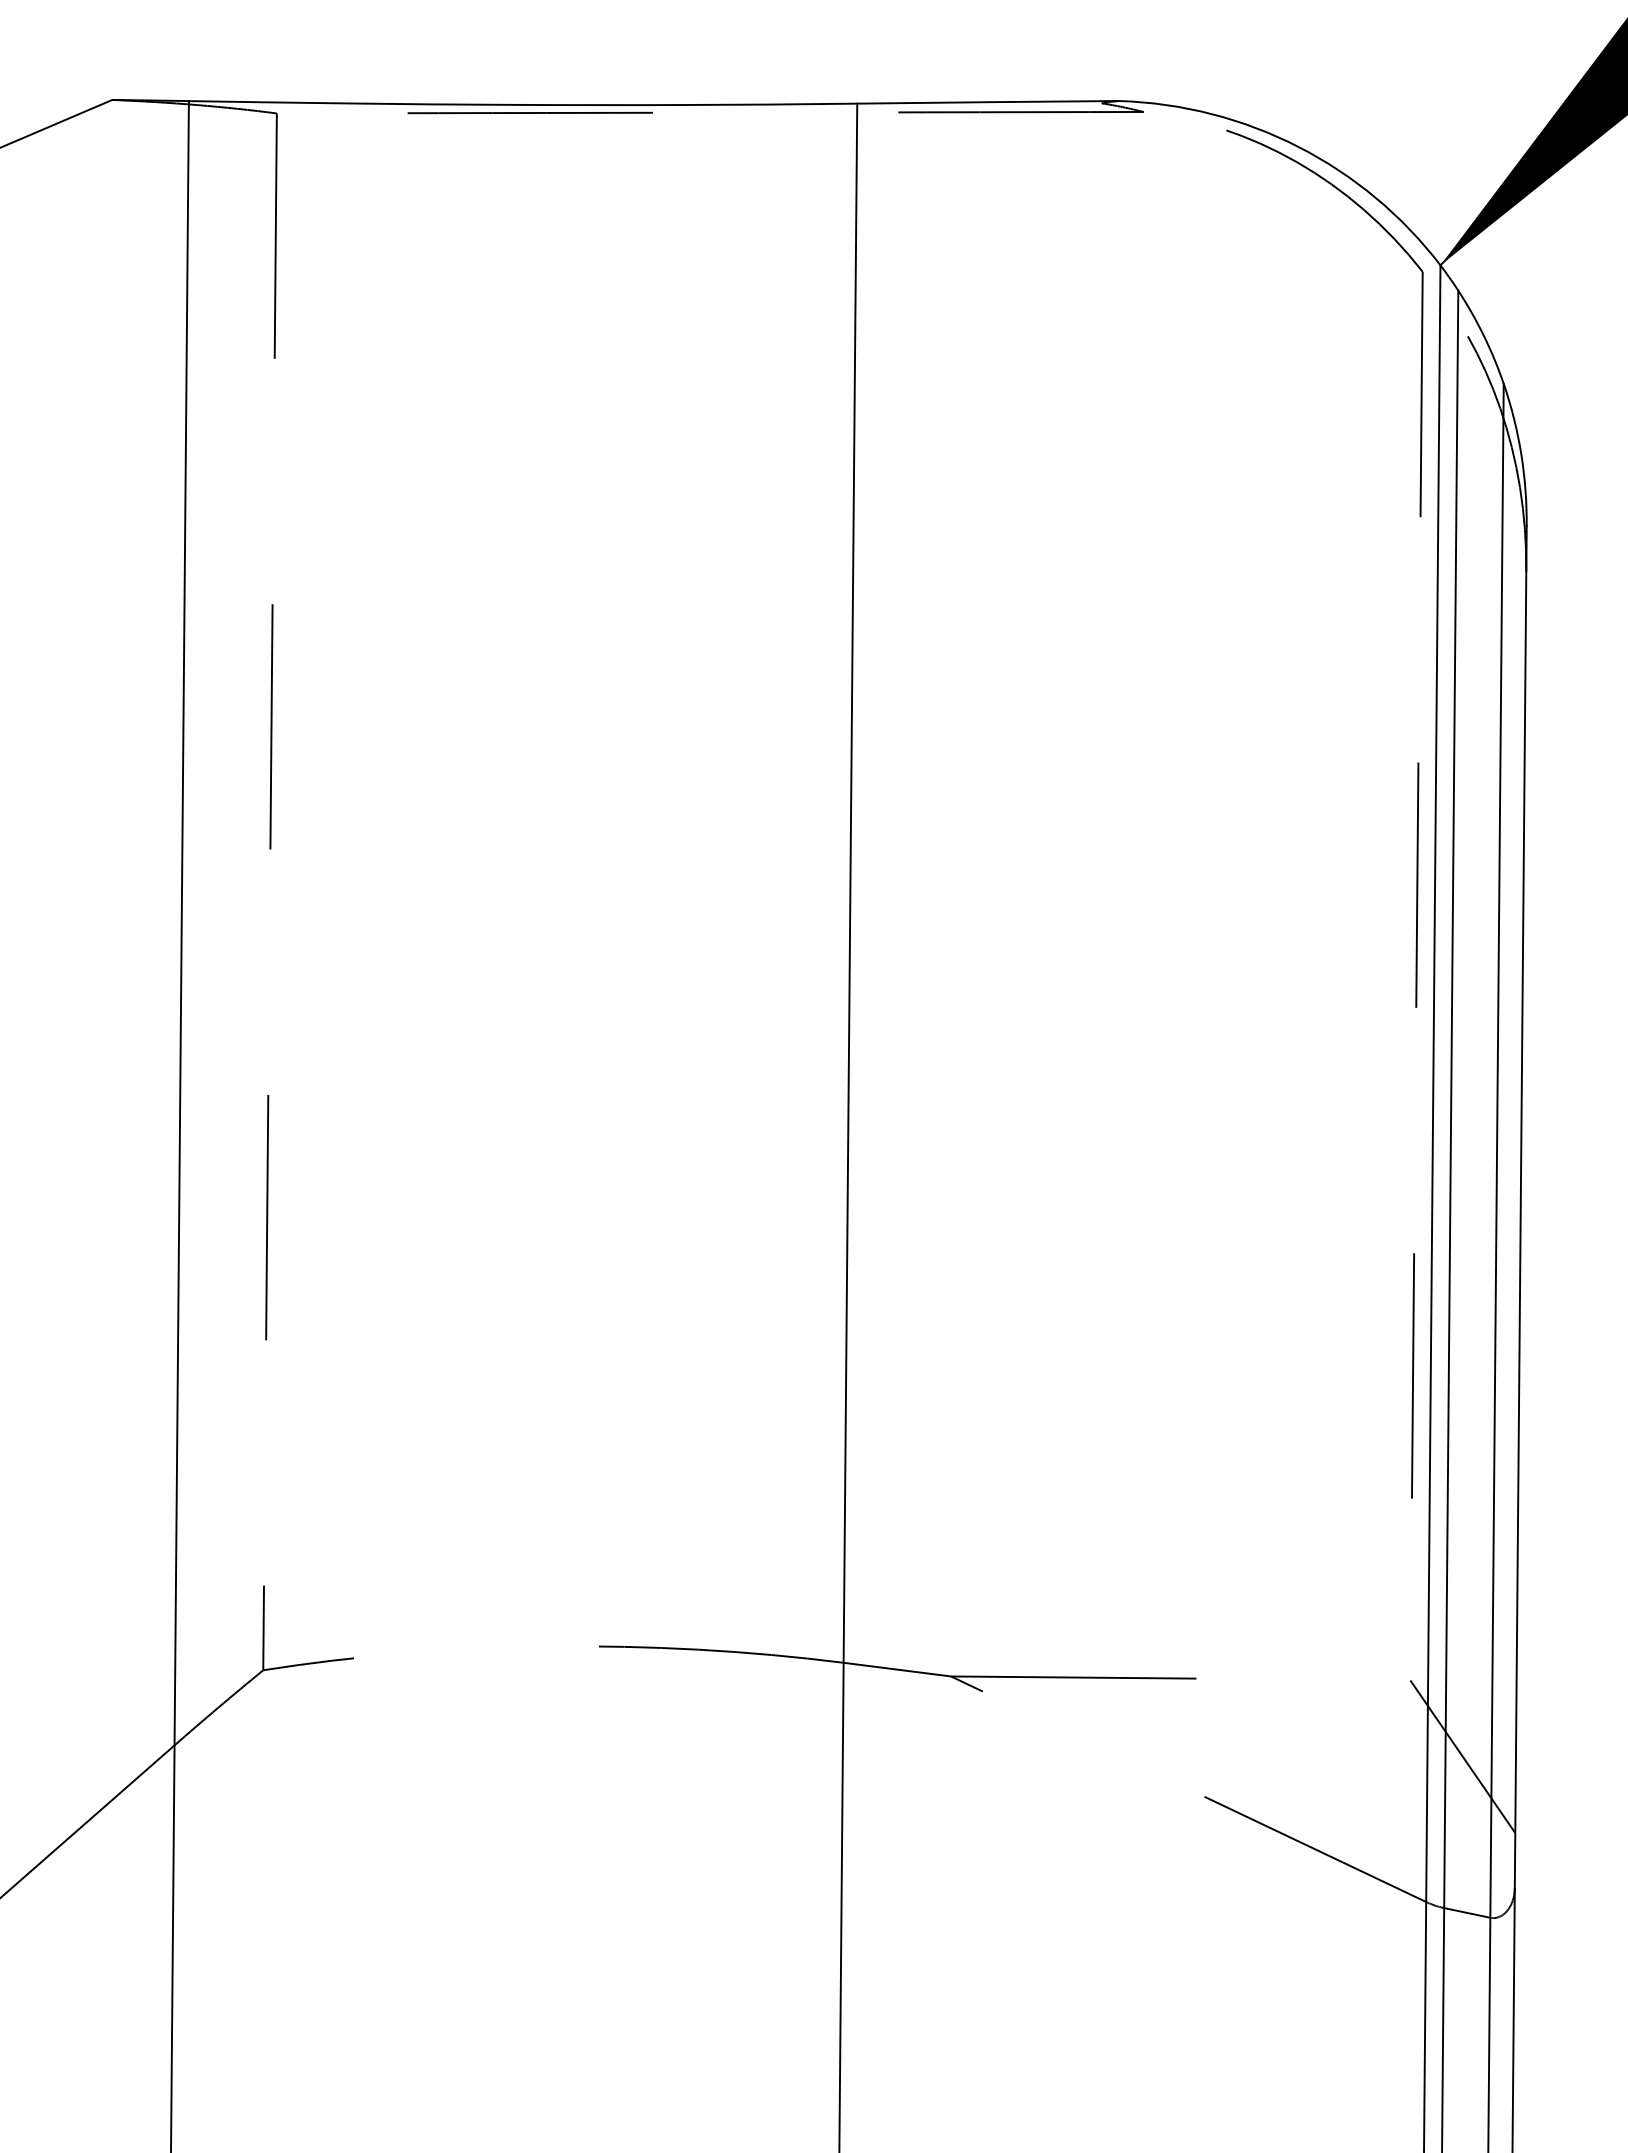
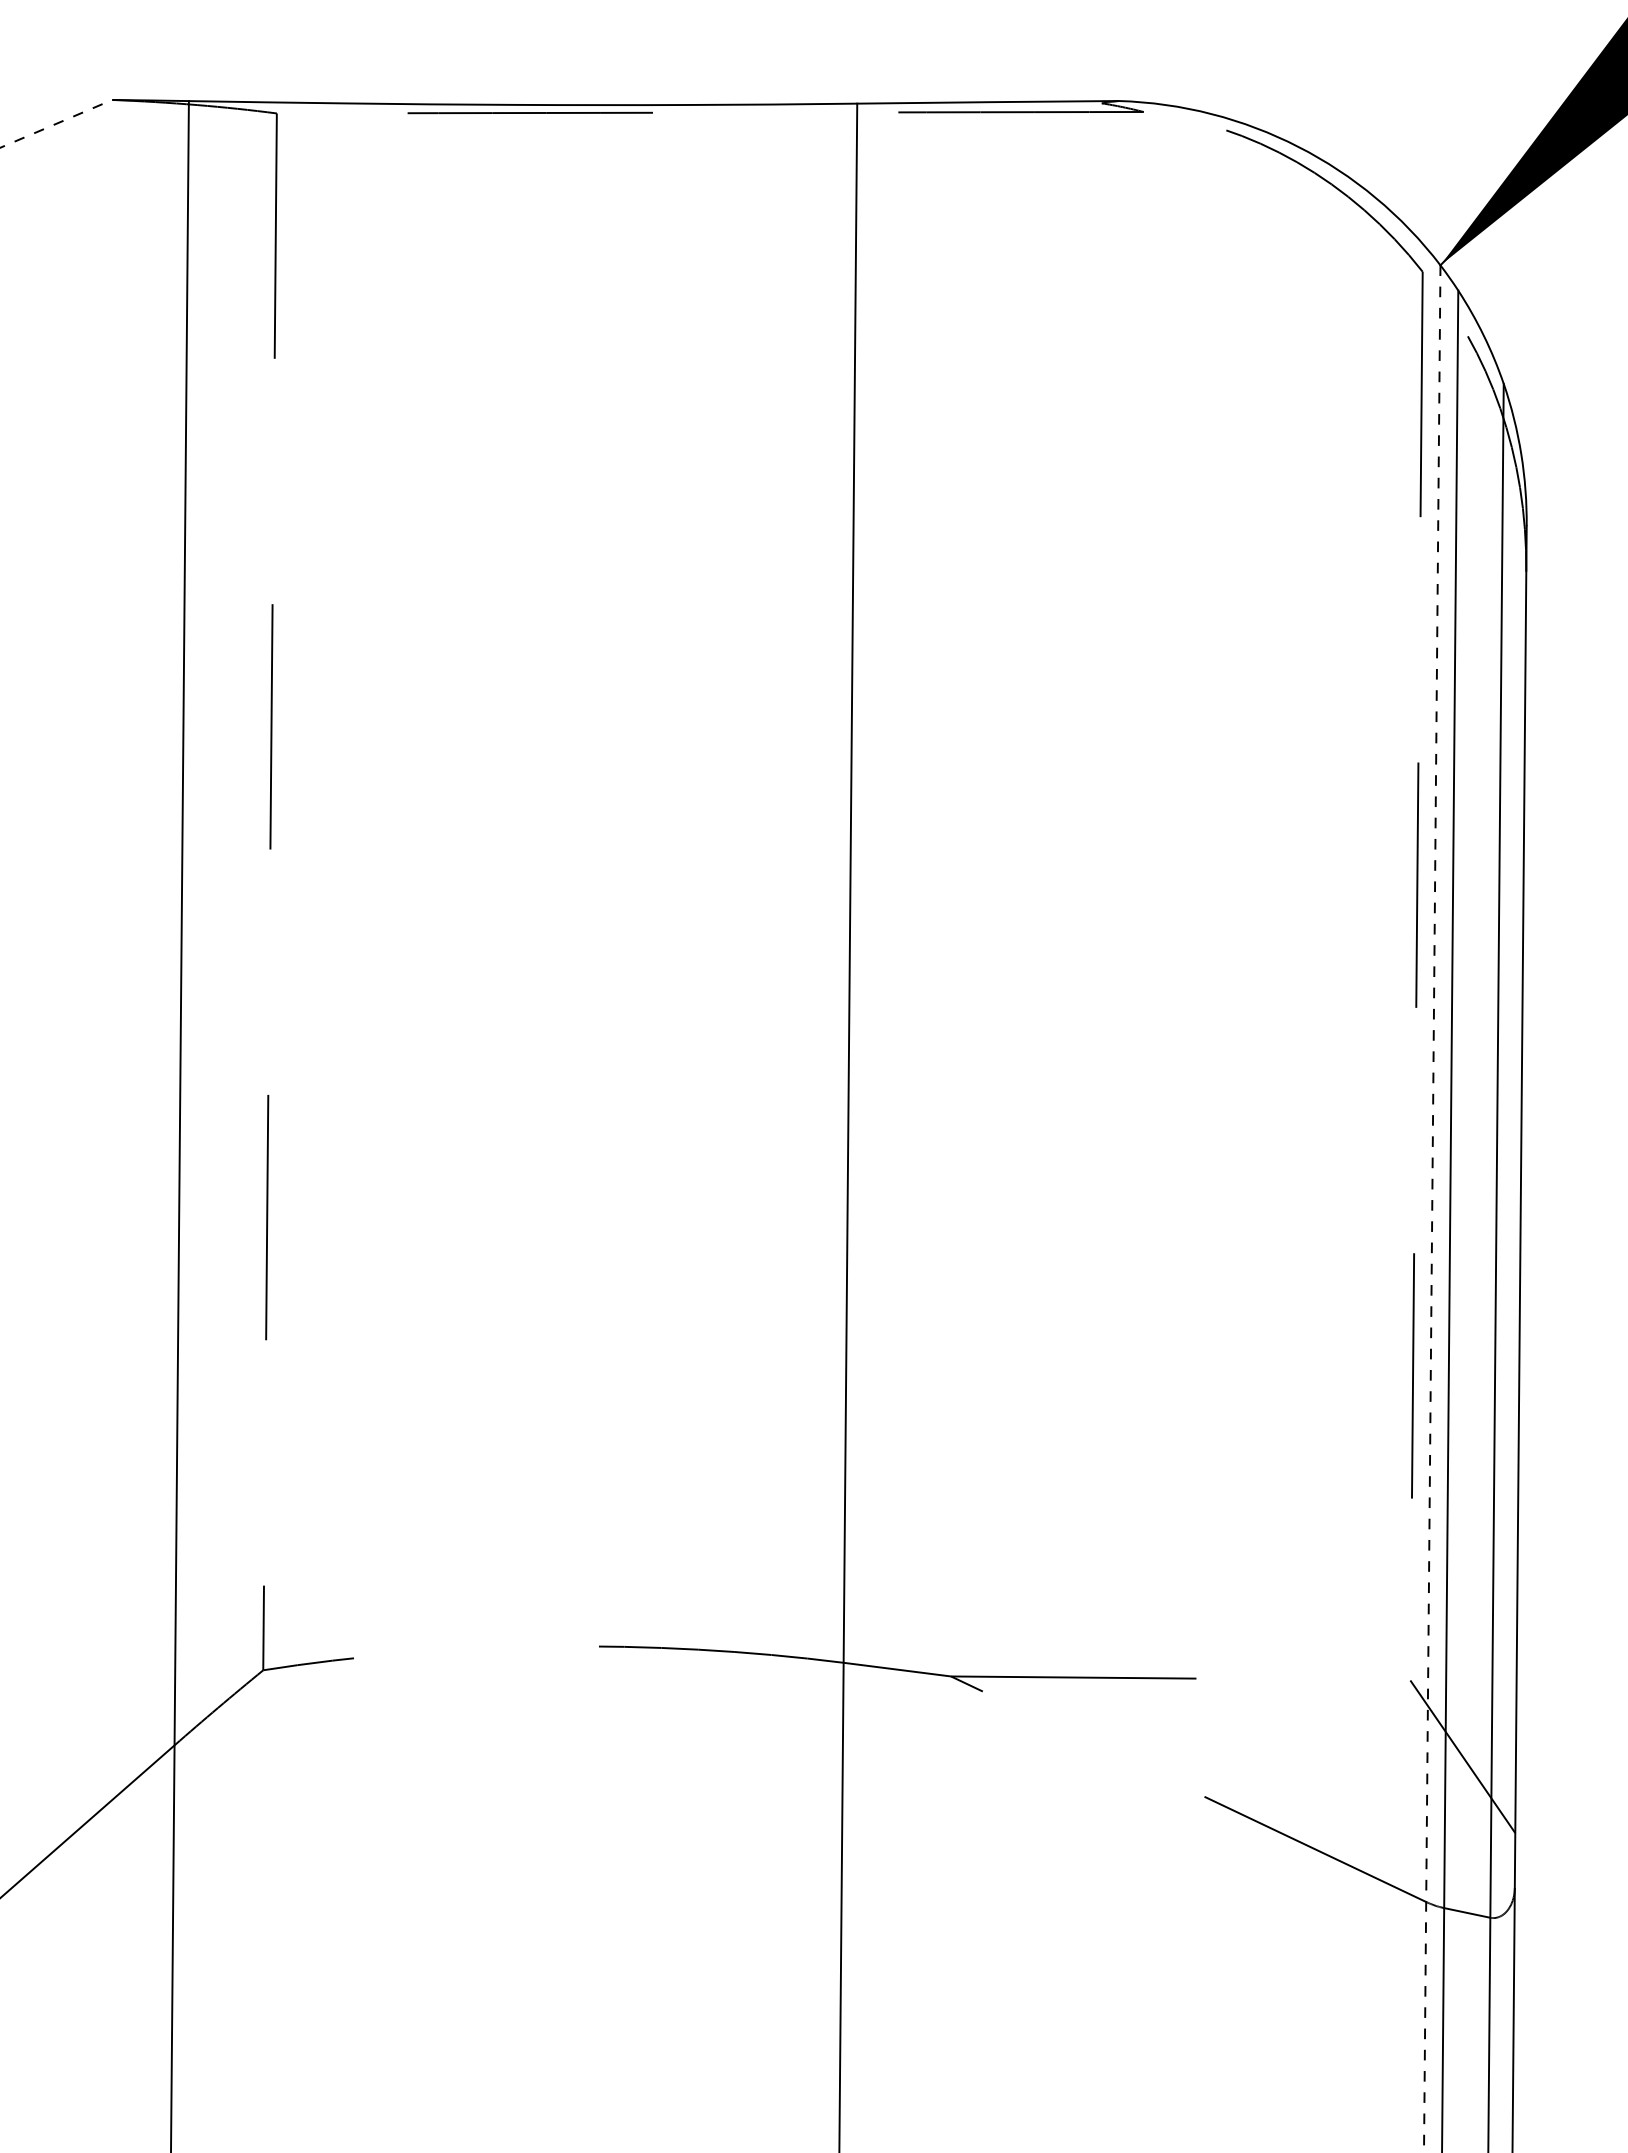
line: solid -> dashed (56, 123)
line: solid -> dashed (1432, 1209)
